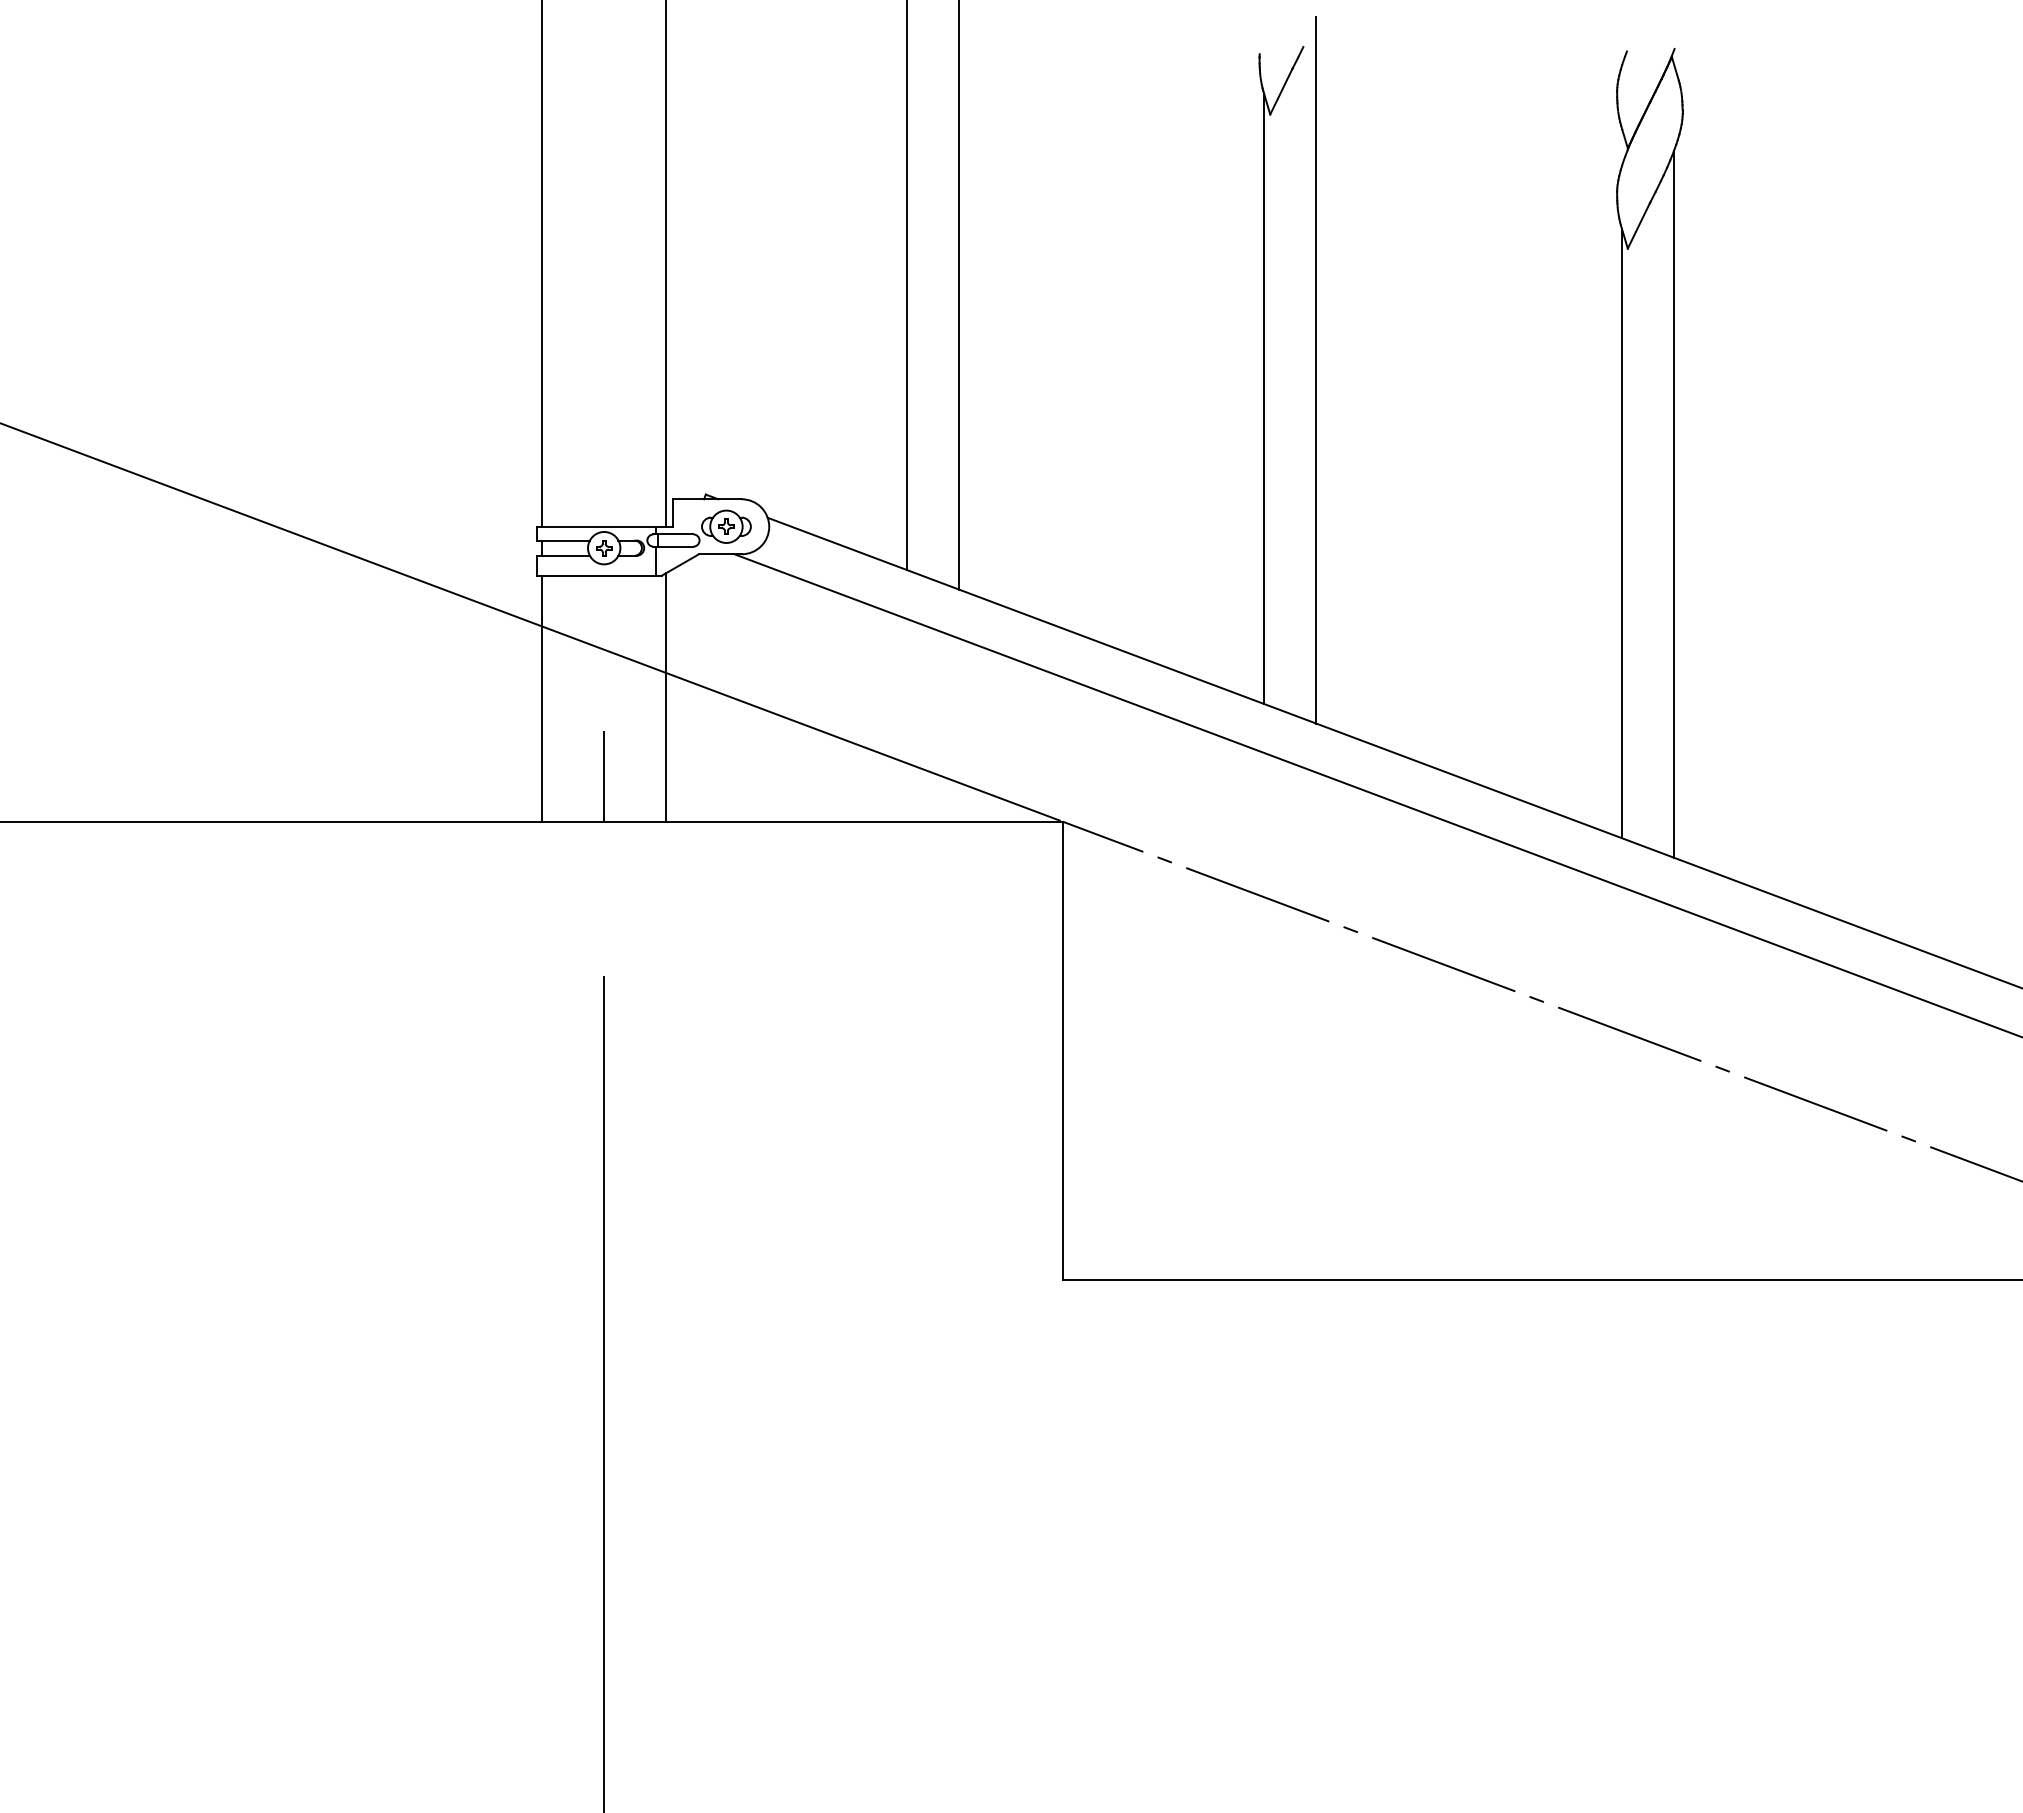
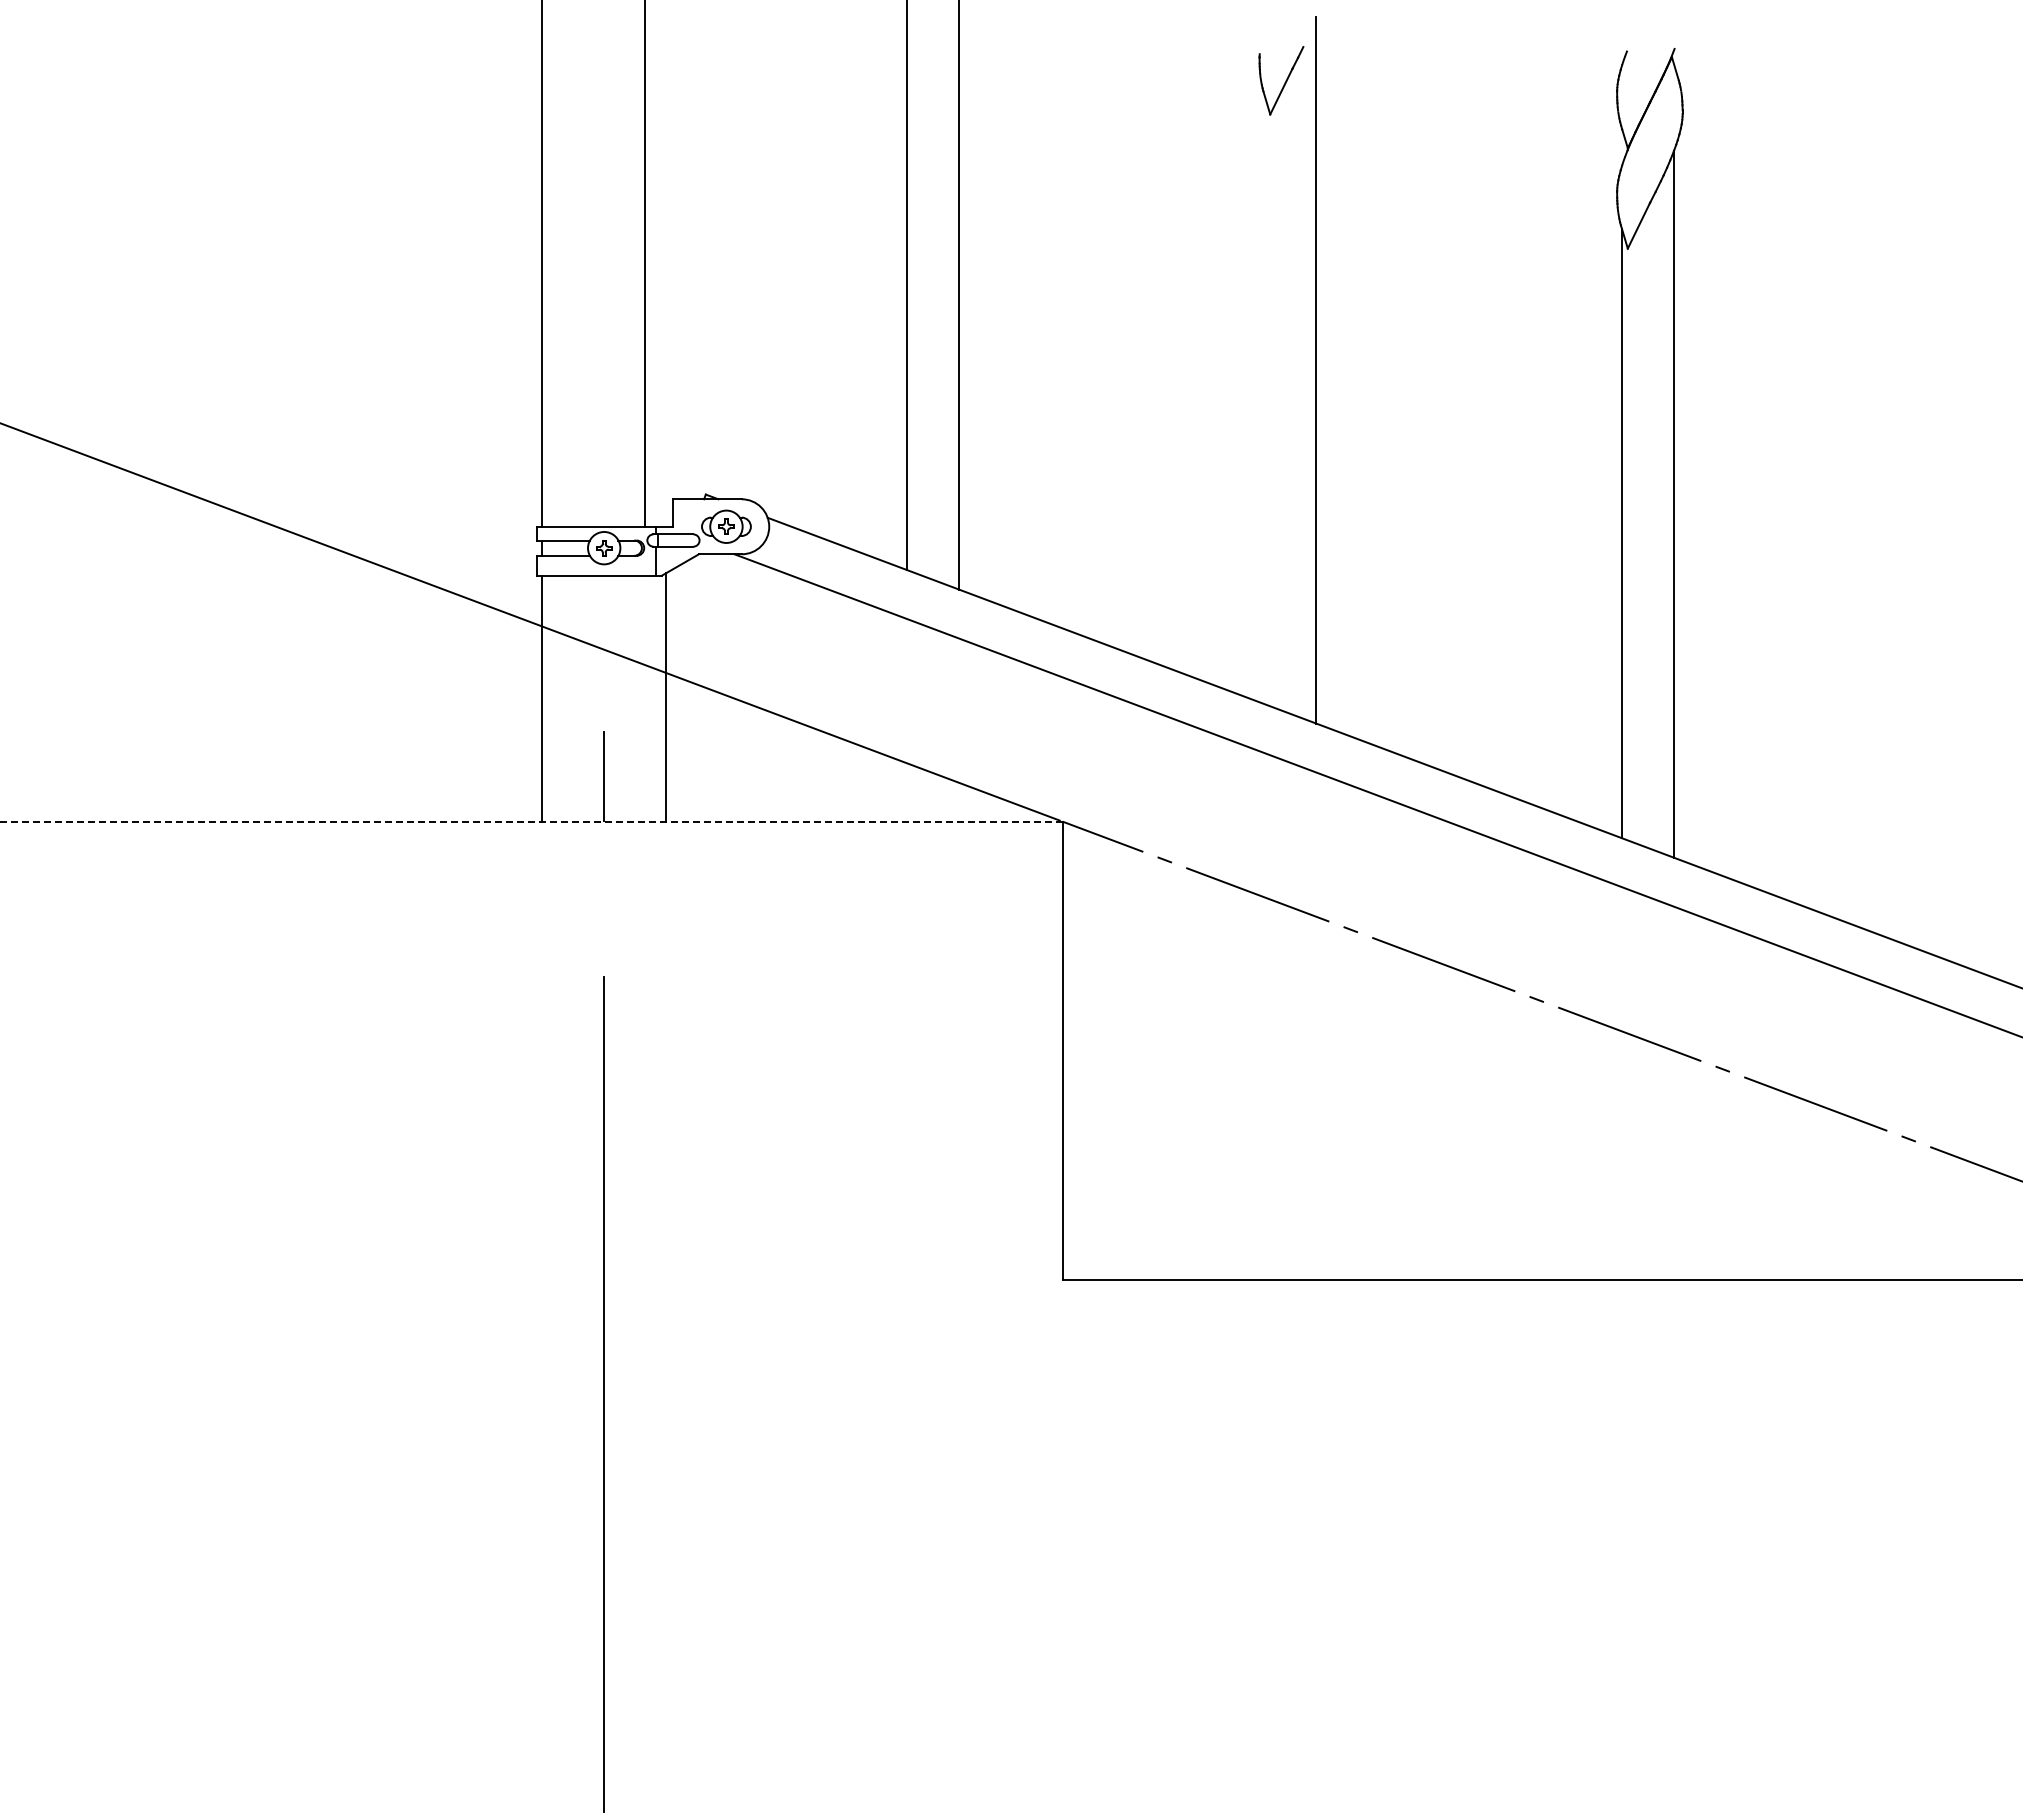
line position: (666, 264) -> (645, 264) (645, 264)
line: present -> none (1264, 399)
line: solid -> dashed (530, 821)
